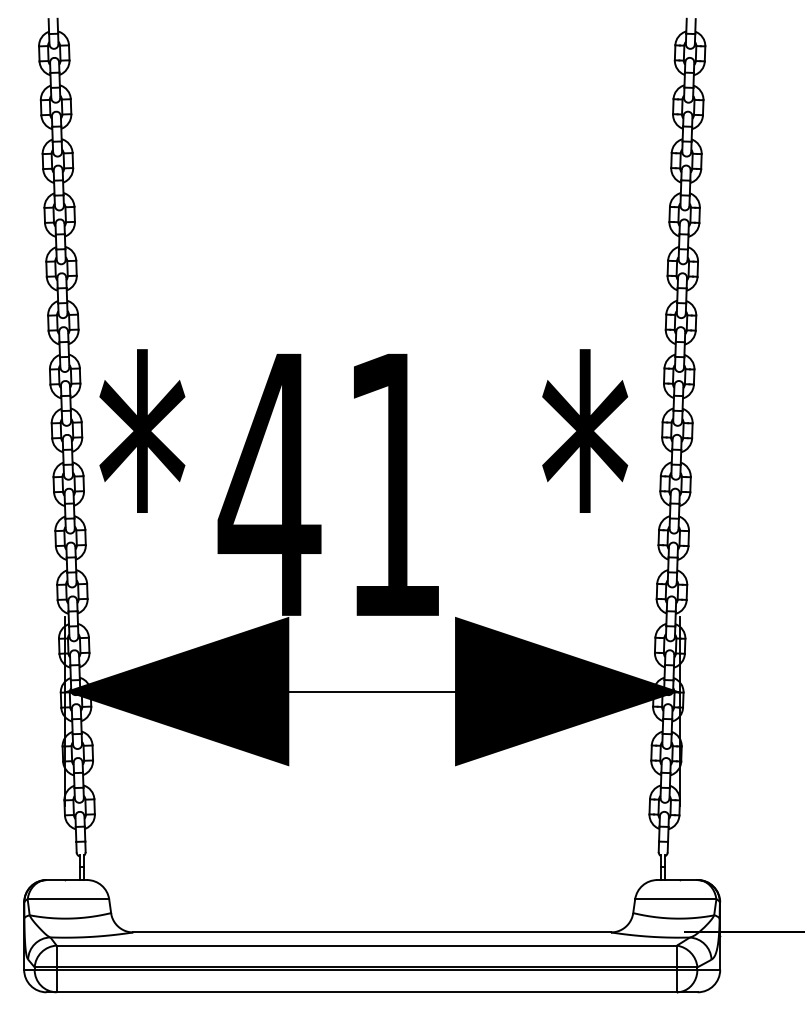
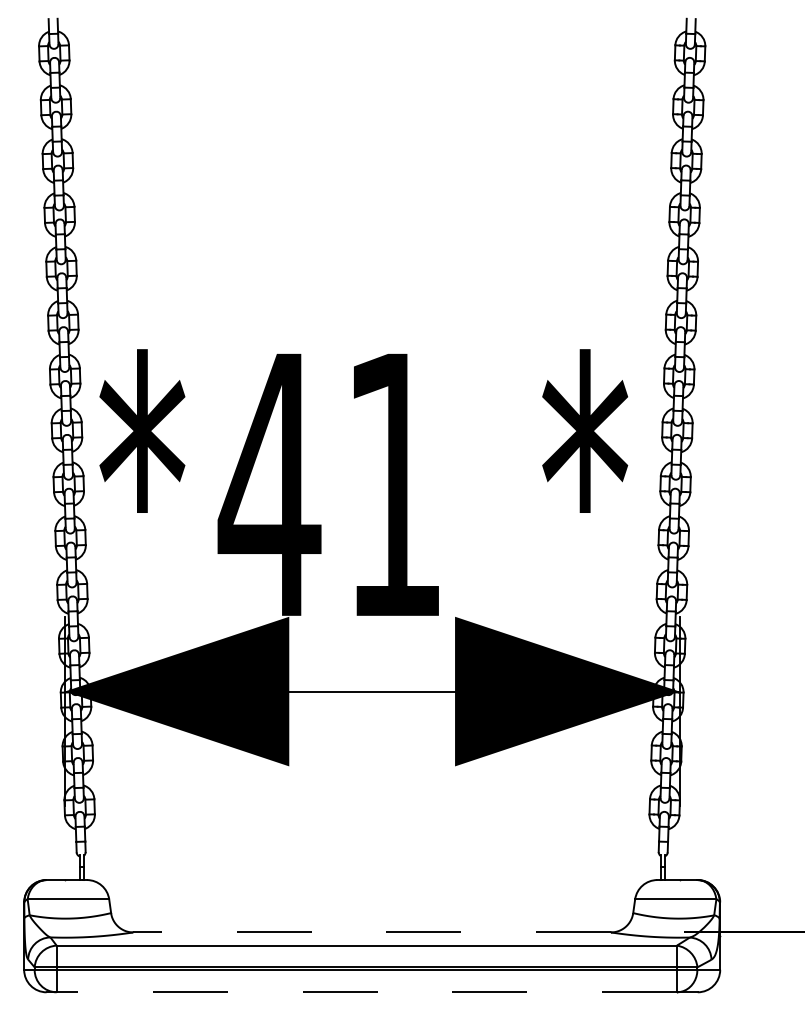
line: solid -> dashed (372, 932)
line: solid -> dashed (366, 992)
